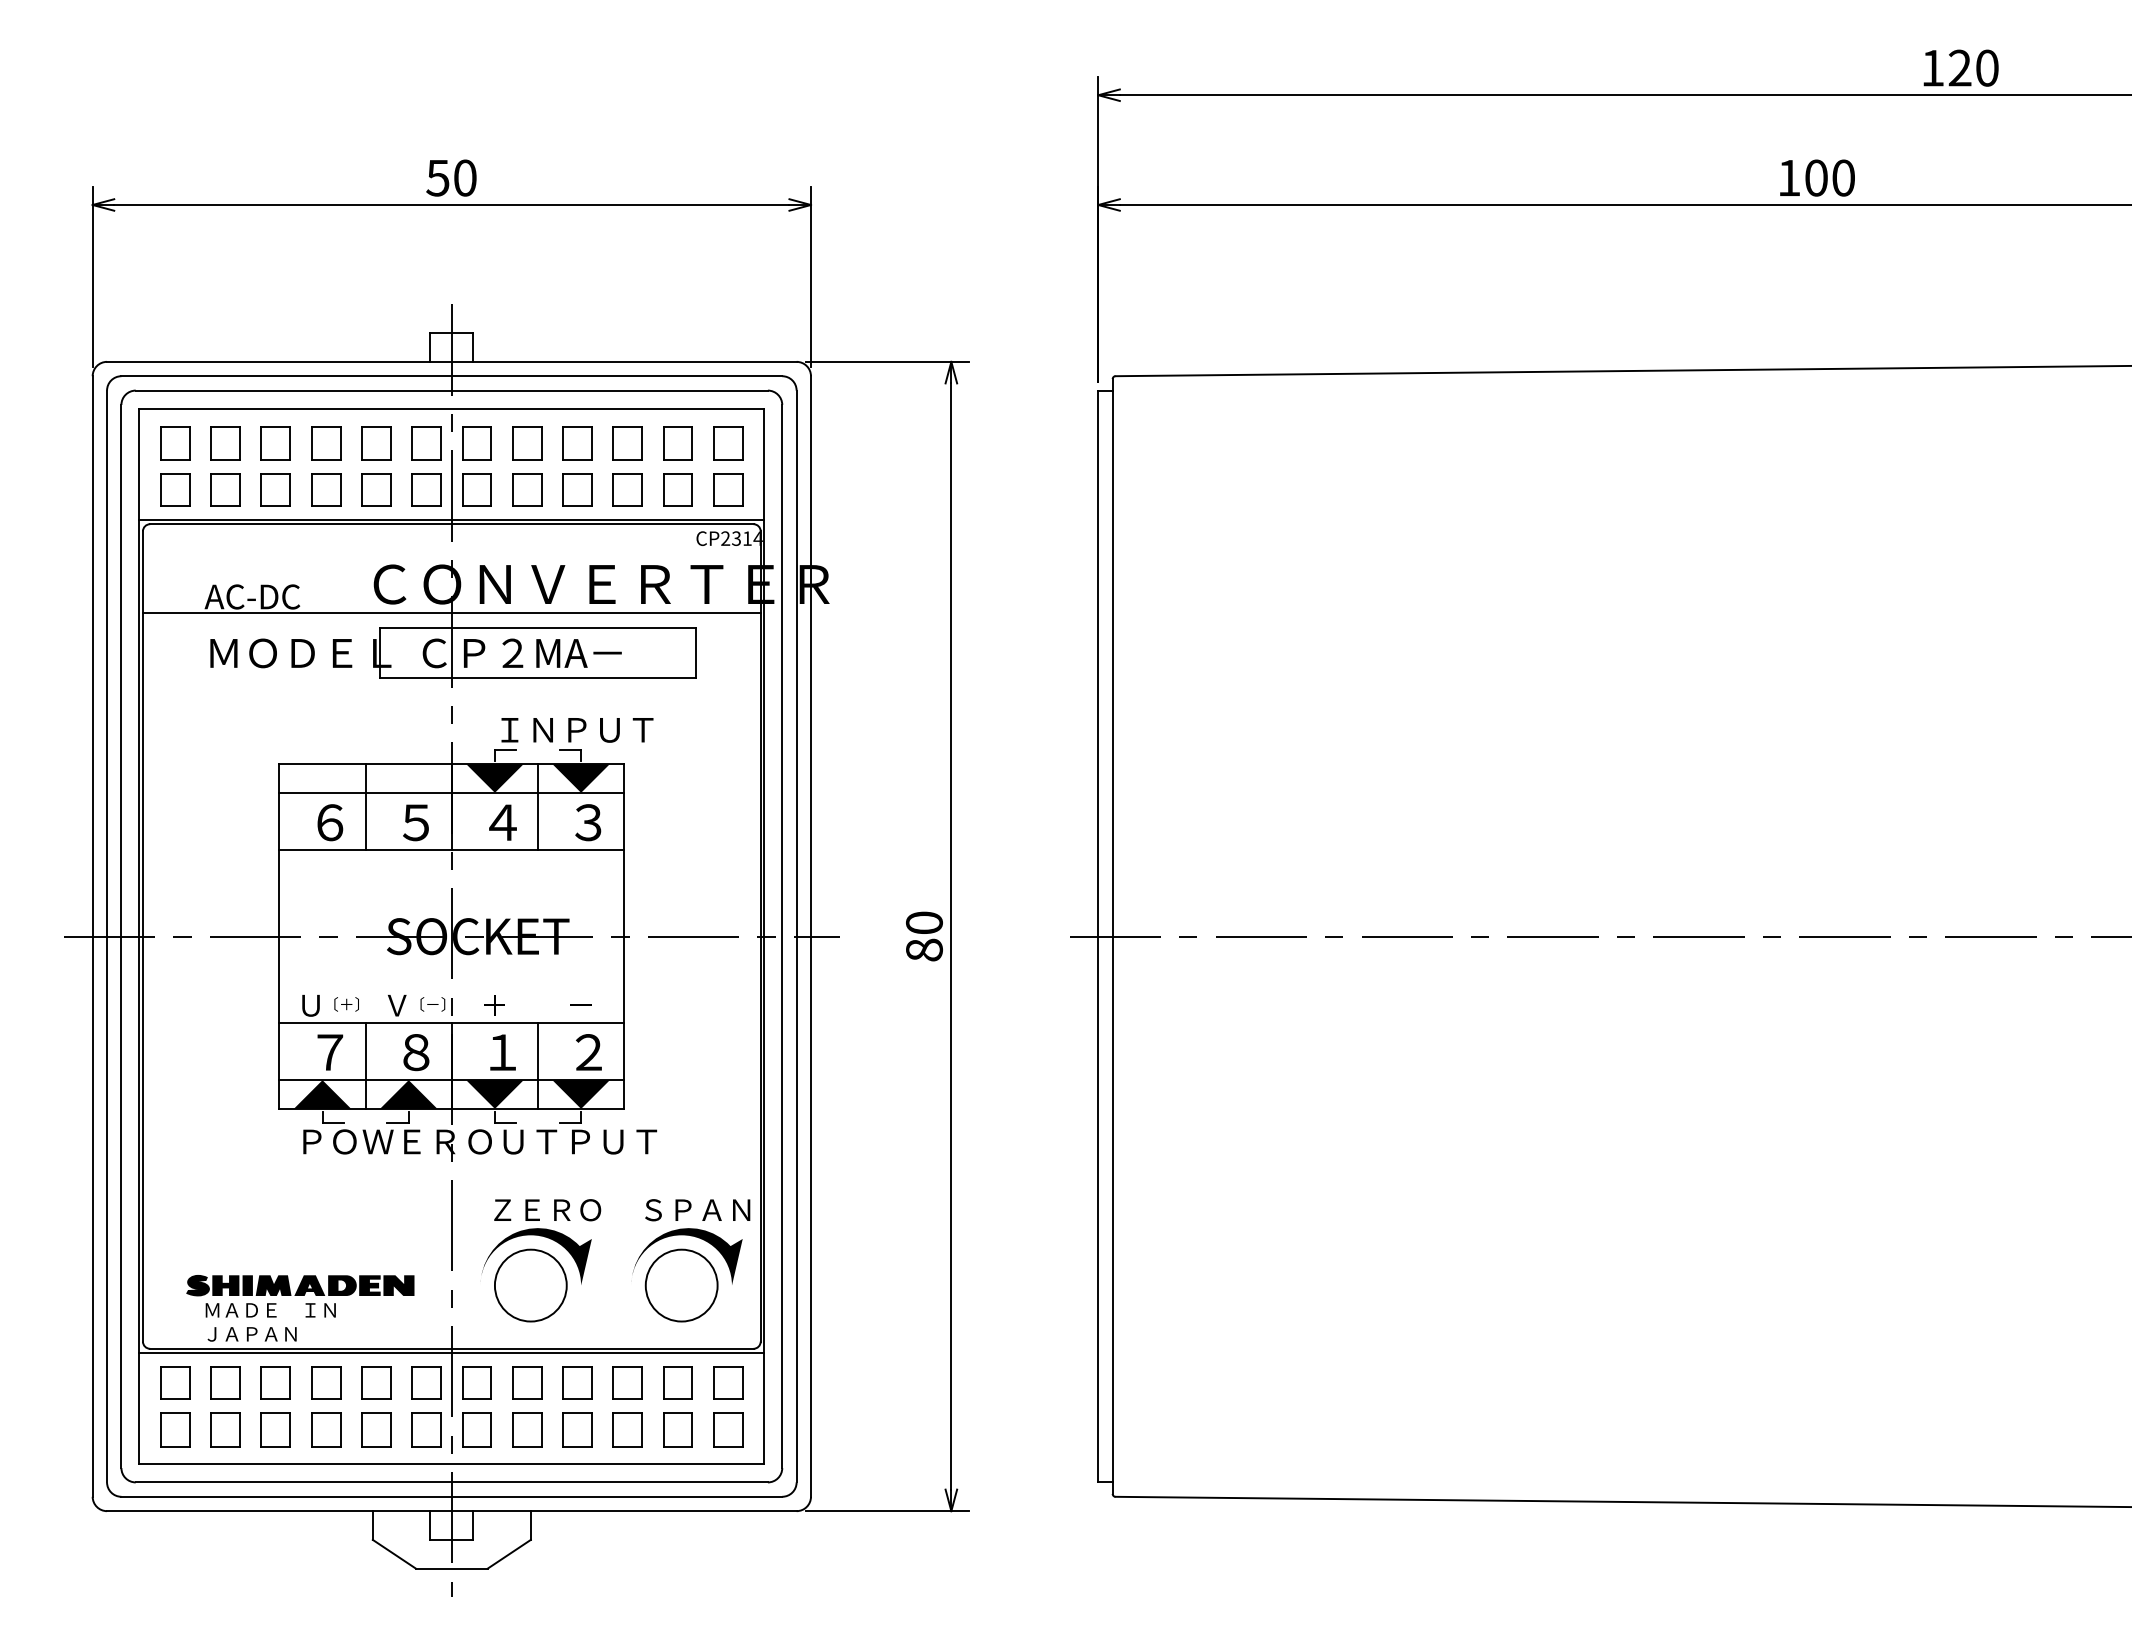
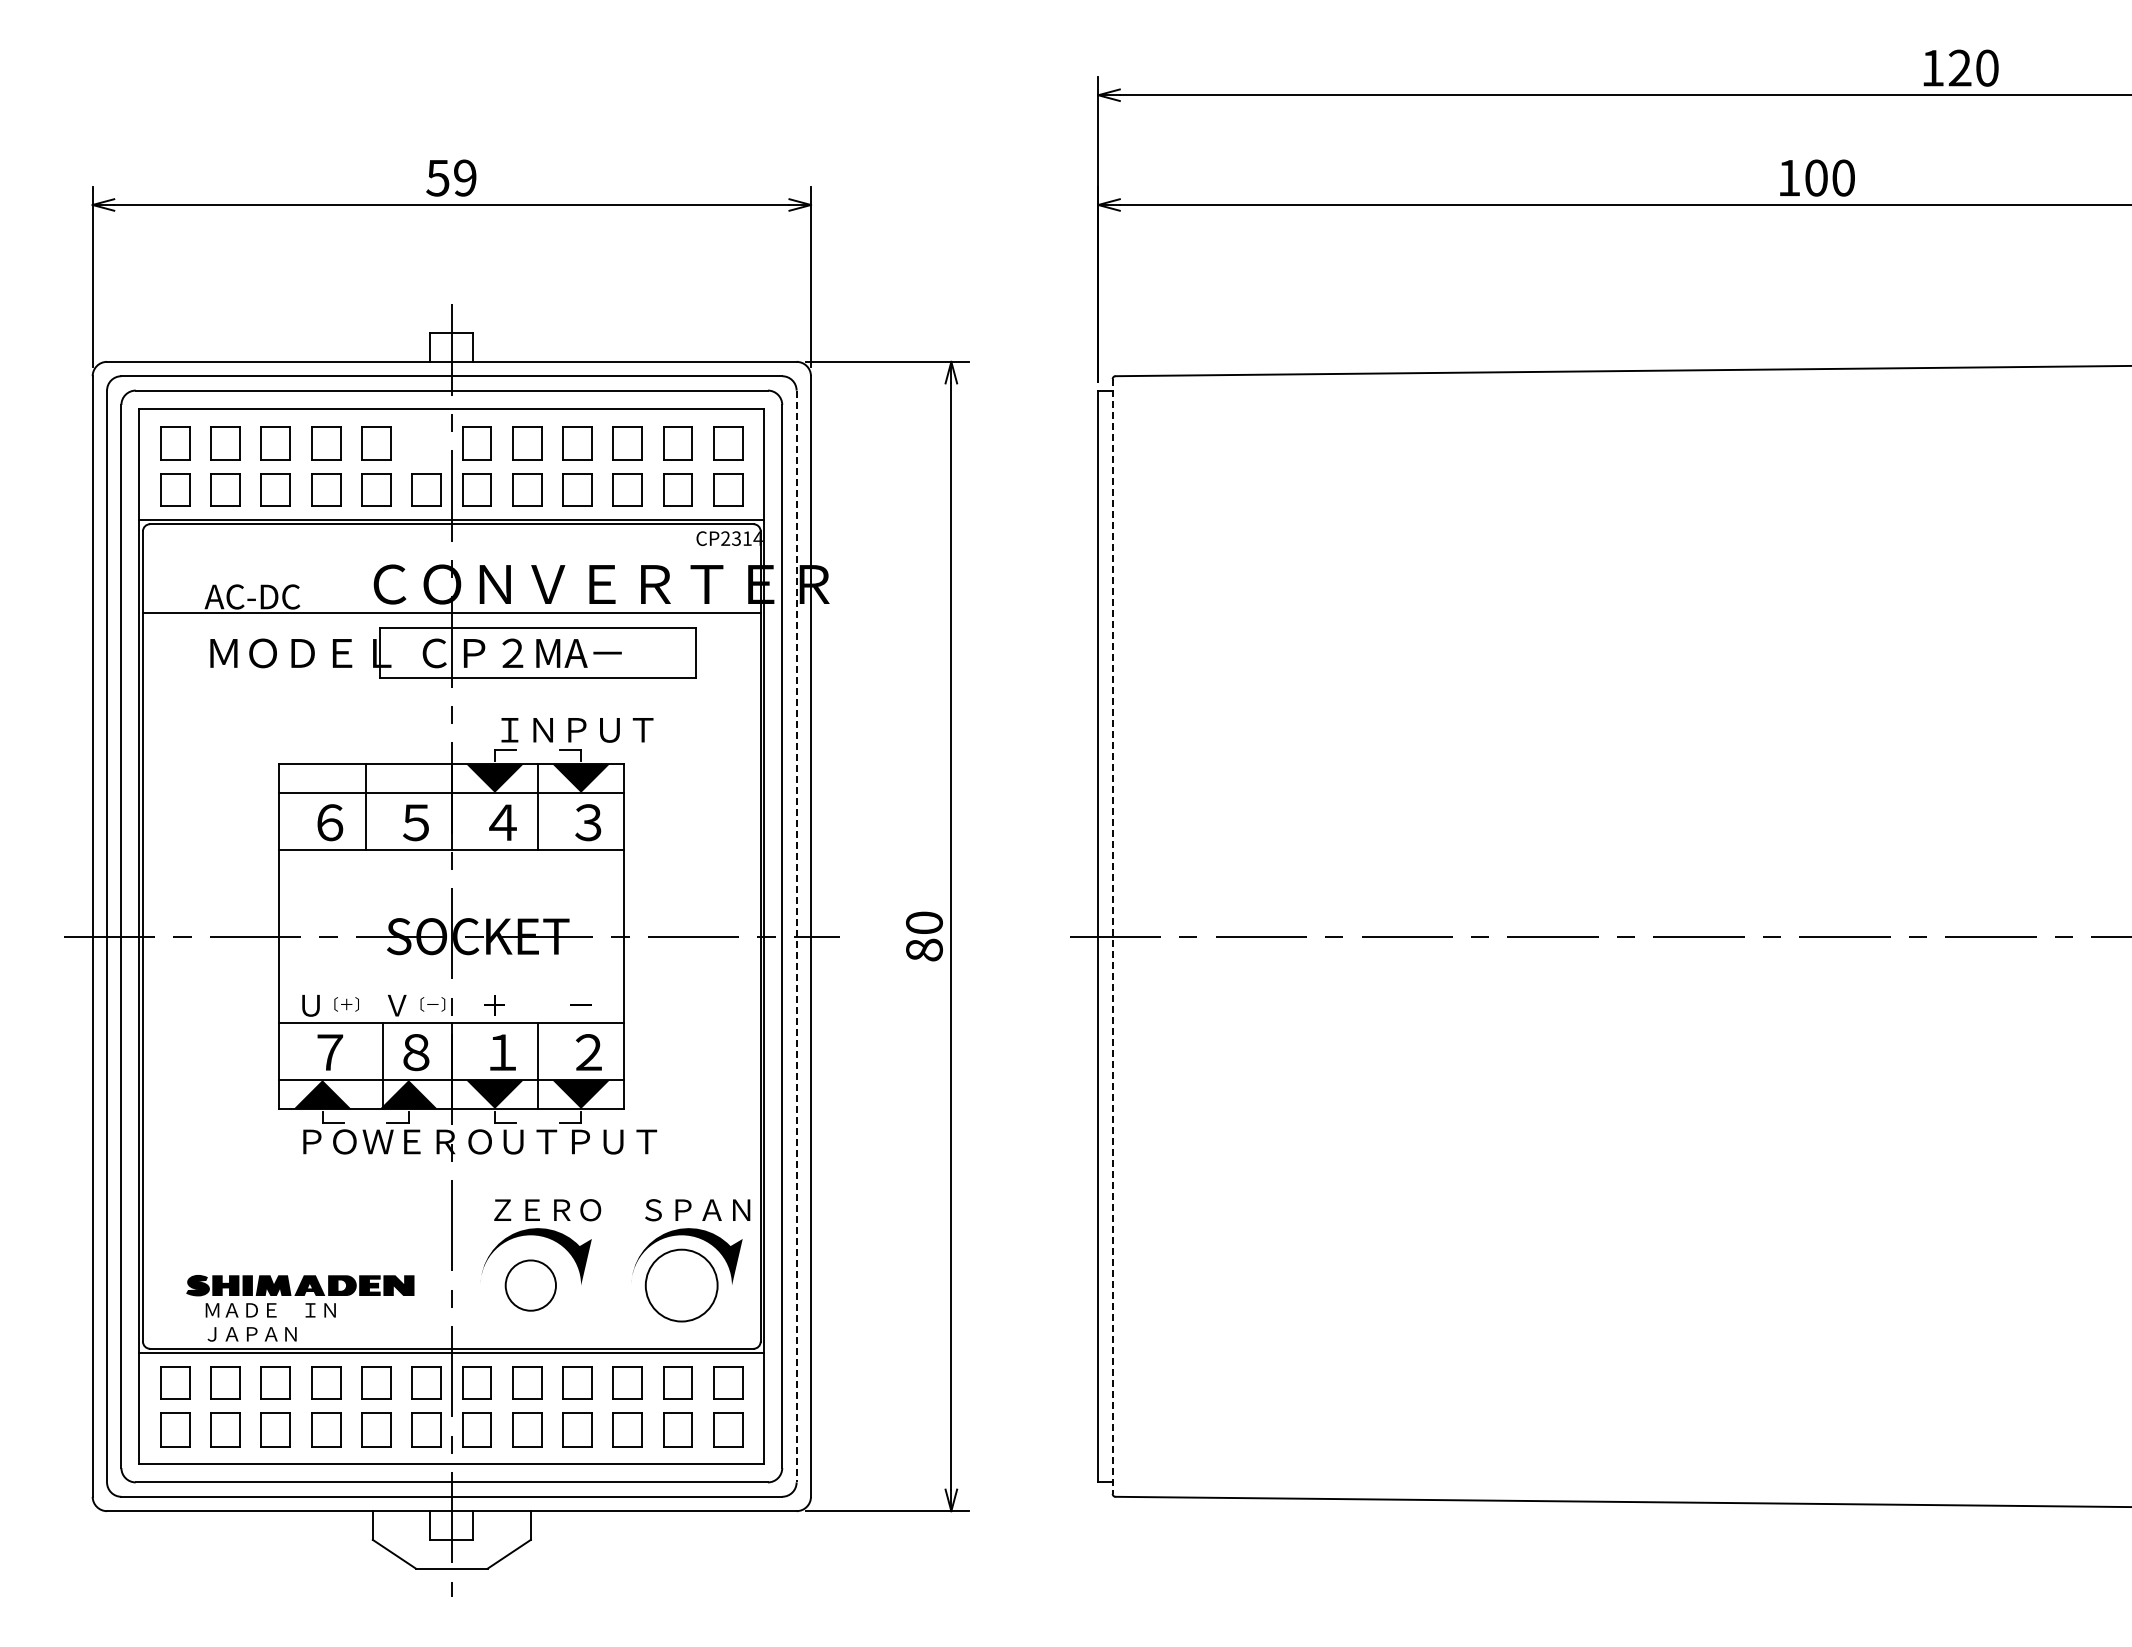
text: 50 -> 59 (465, 177)
part: present -> none (426, 443)
line: solid -> dashed (796, 936)
line: solid -> dashed (1112, 937)
line position: (365, 1065) -> (382, 1065) (382, 1065)
circle diameter: 72 px -> 50 px (530, 1285)
